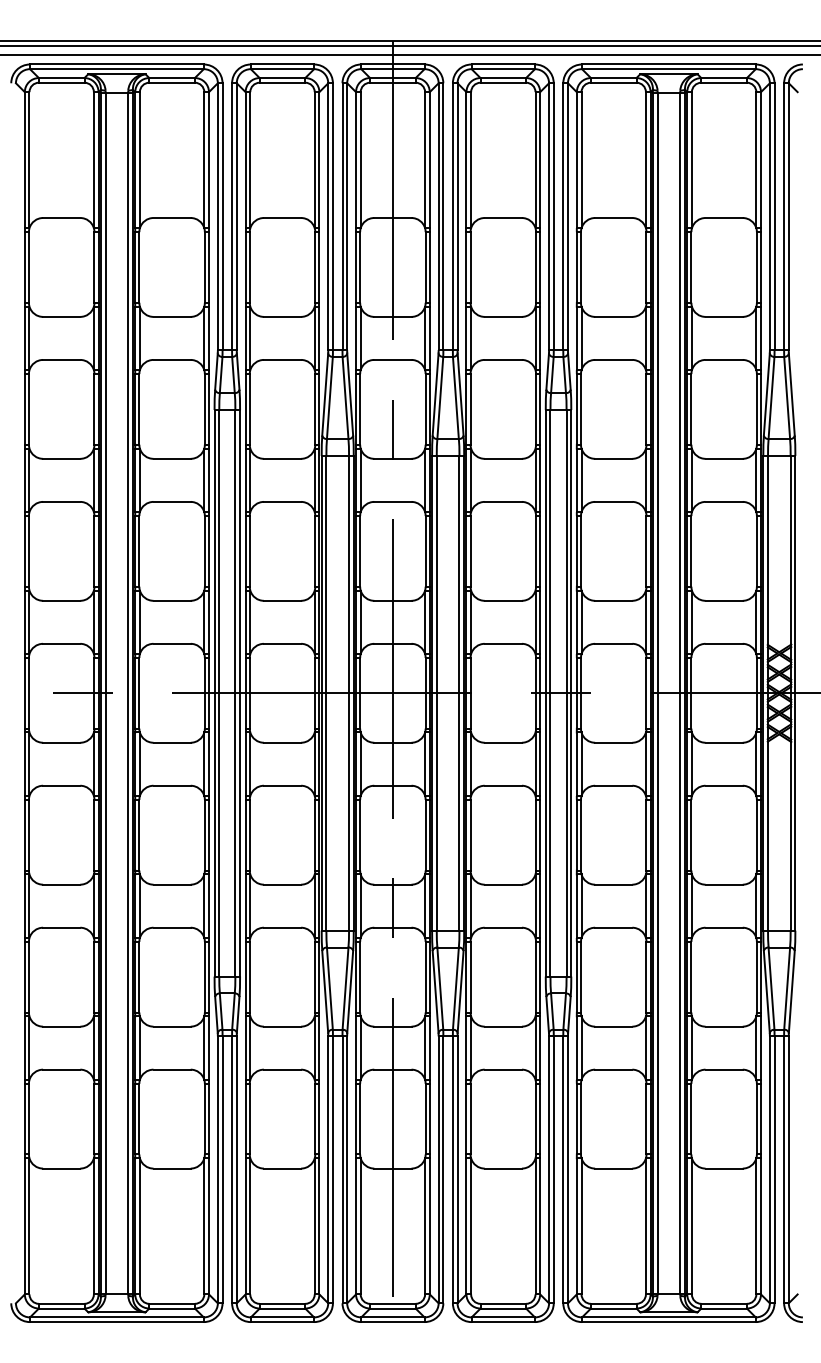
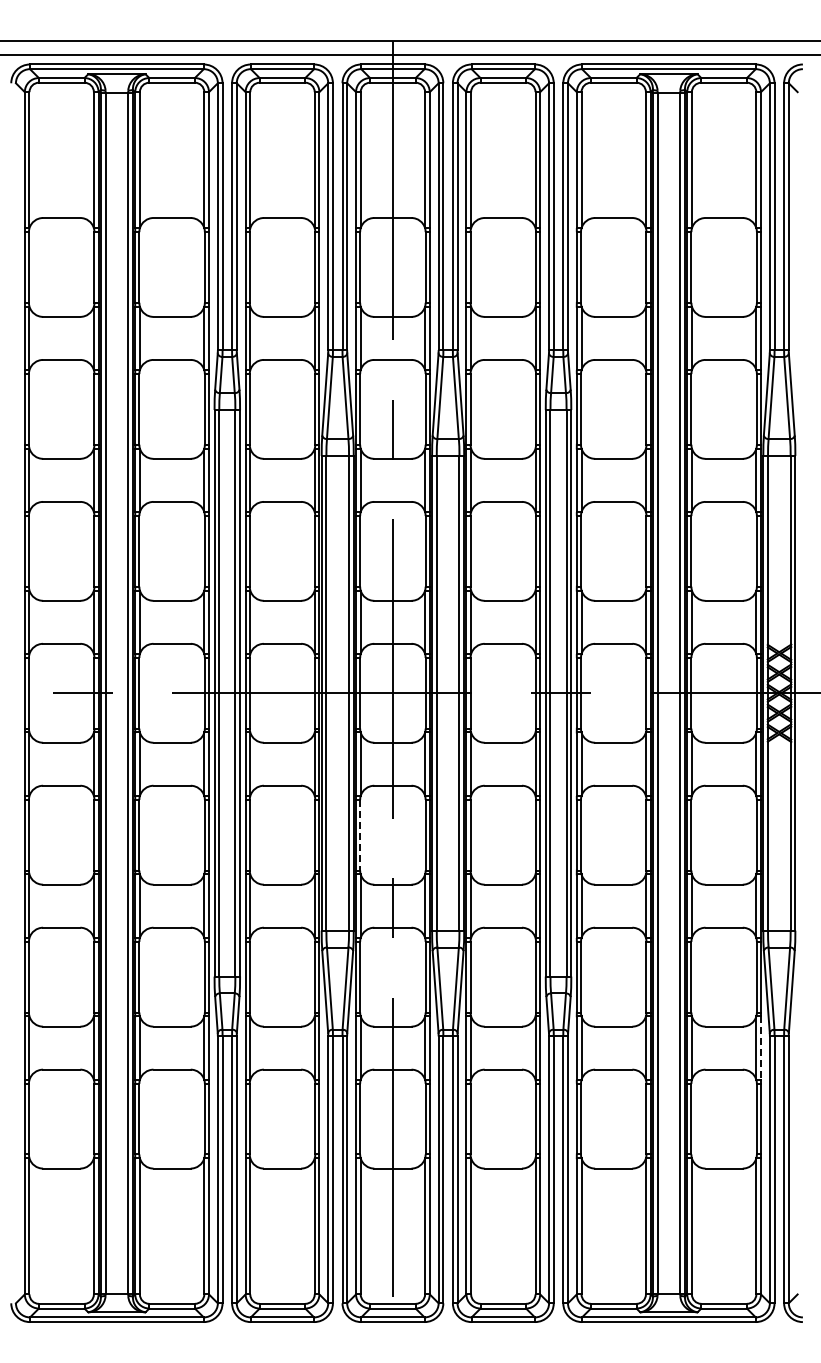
line: present -> none (409, 45)
line: solid -> dashed (360, 835)
line: solid -> dashed (761, 1048)
